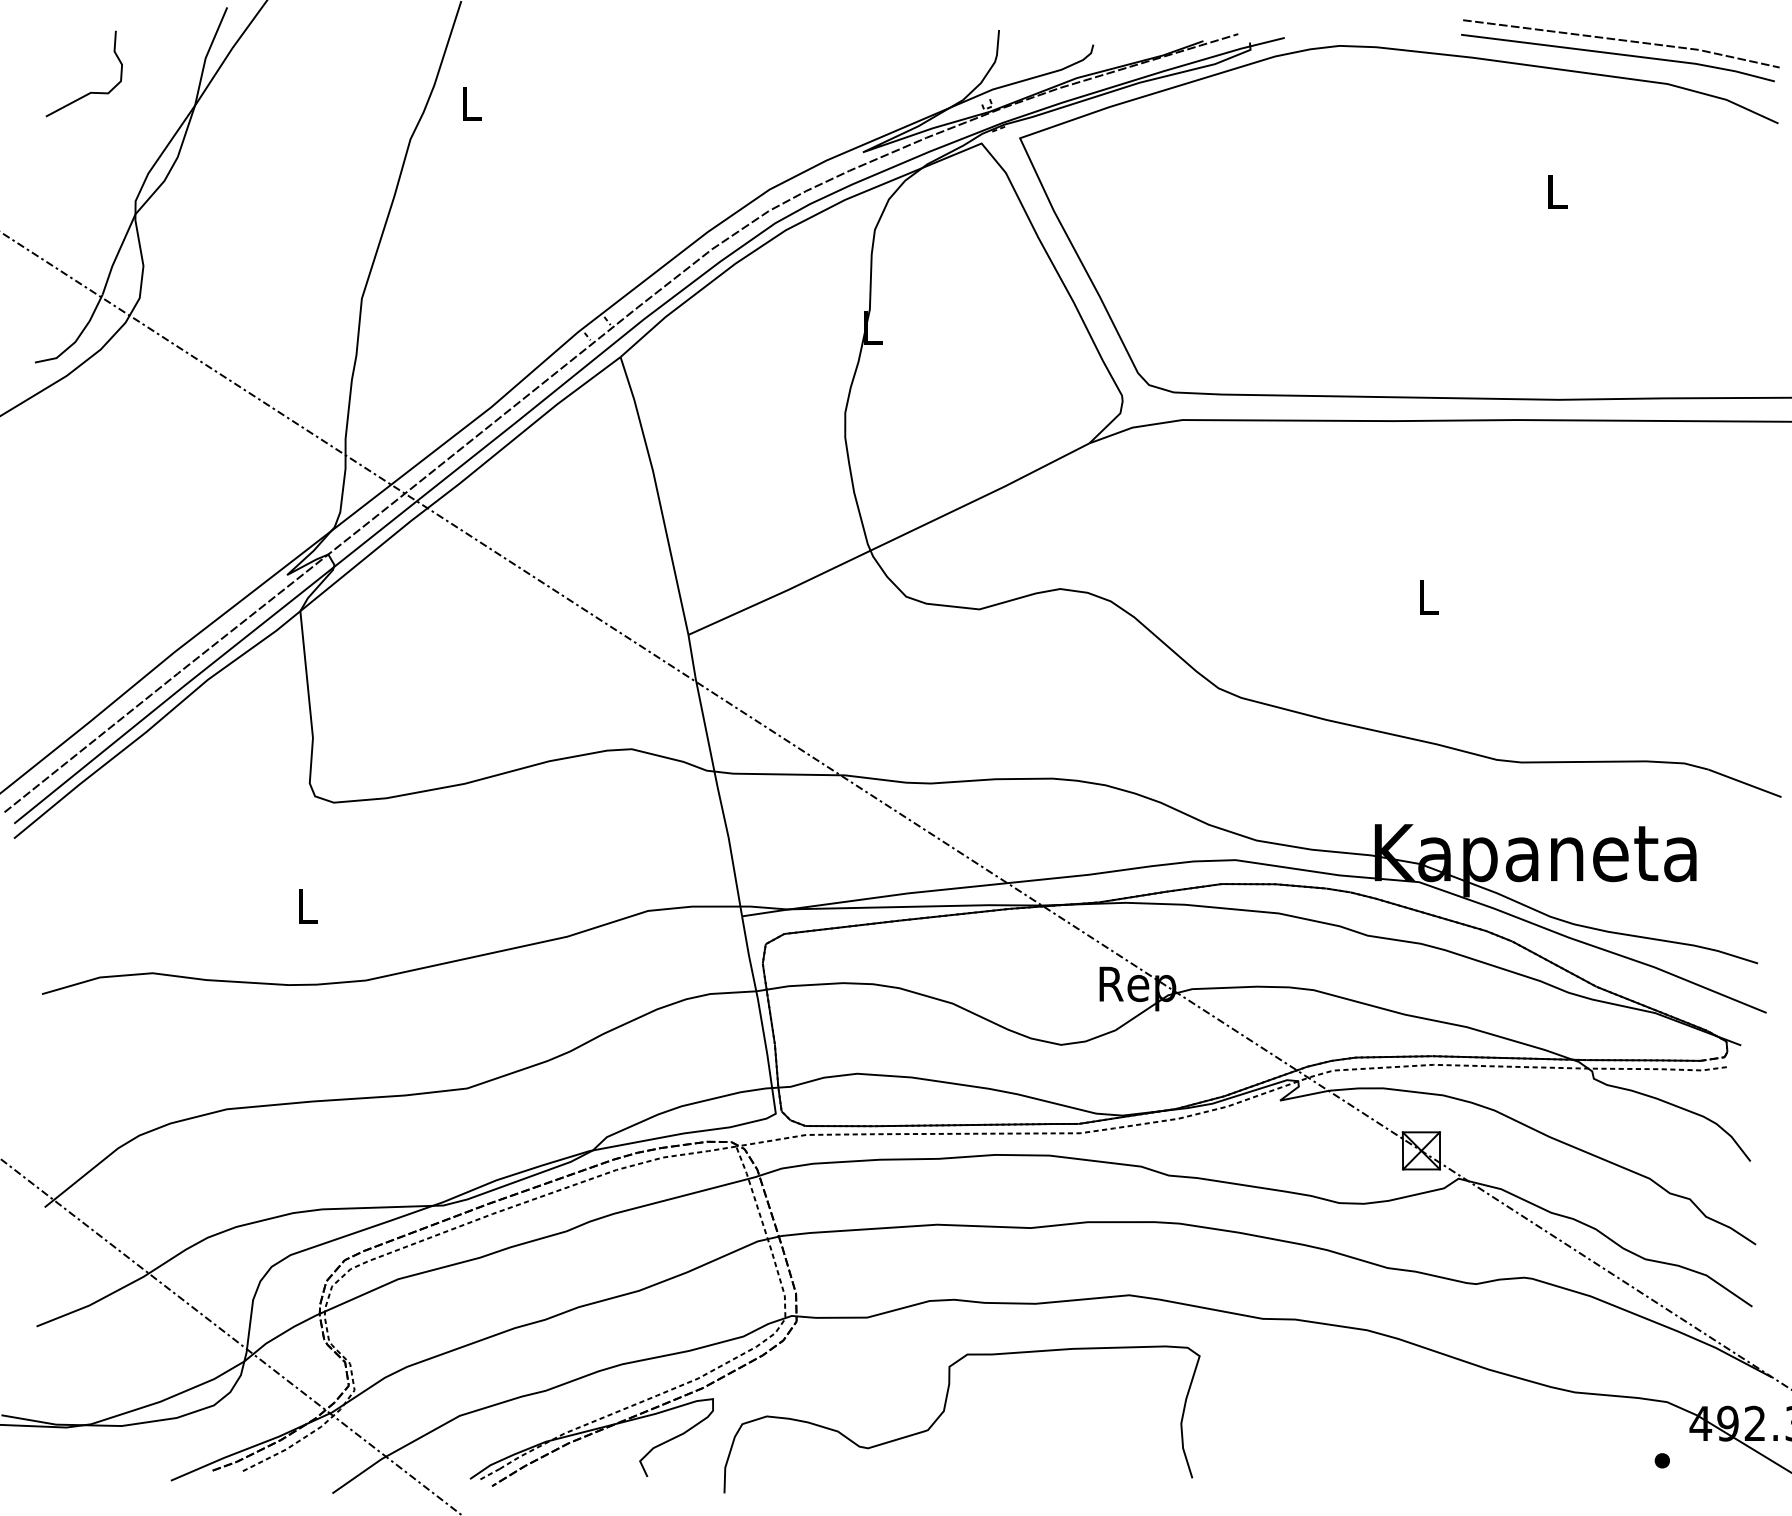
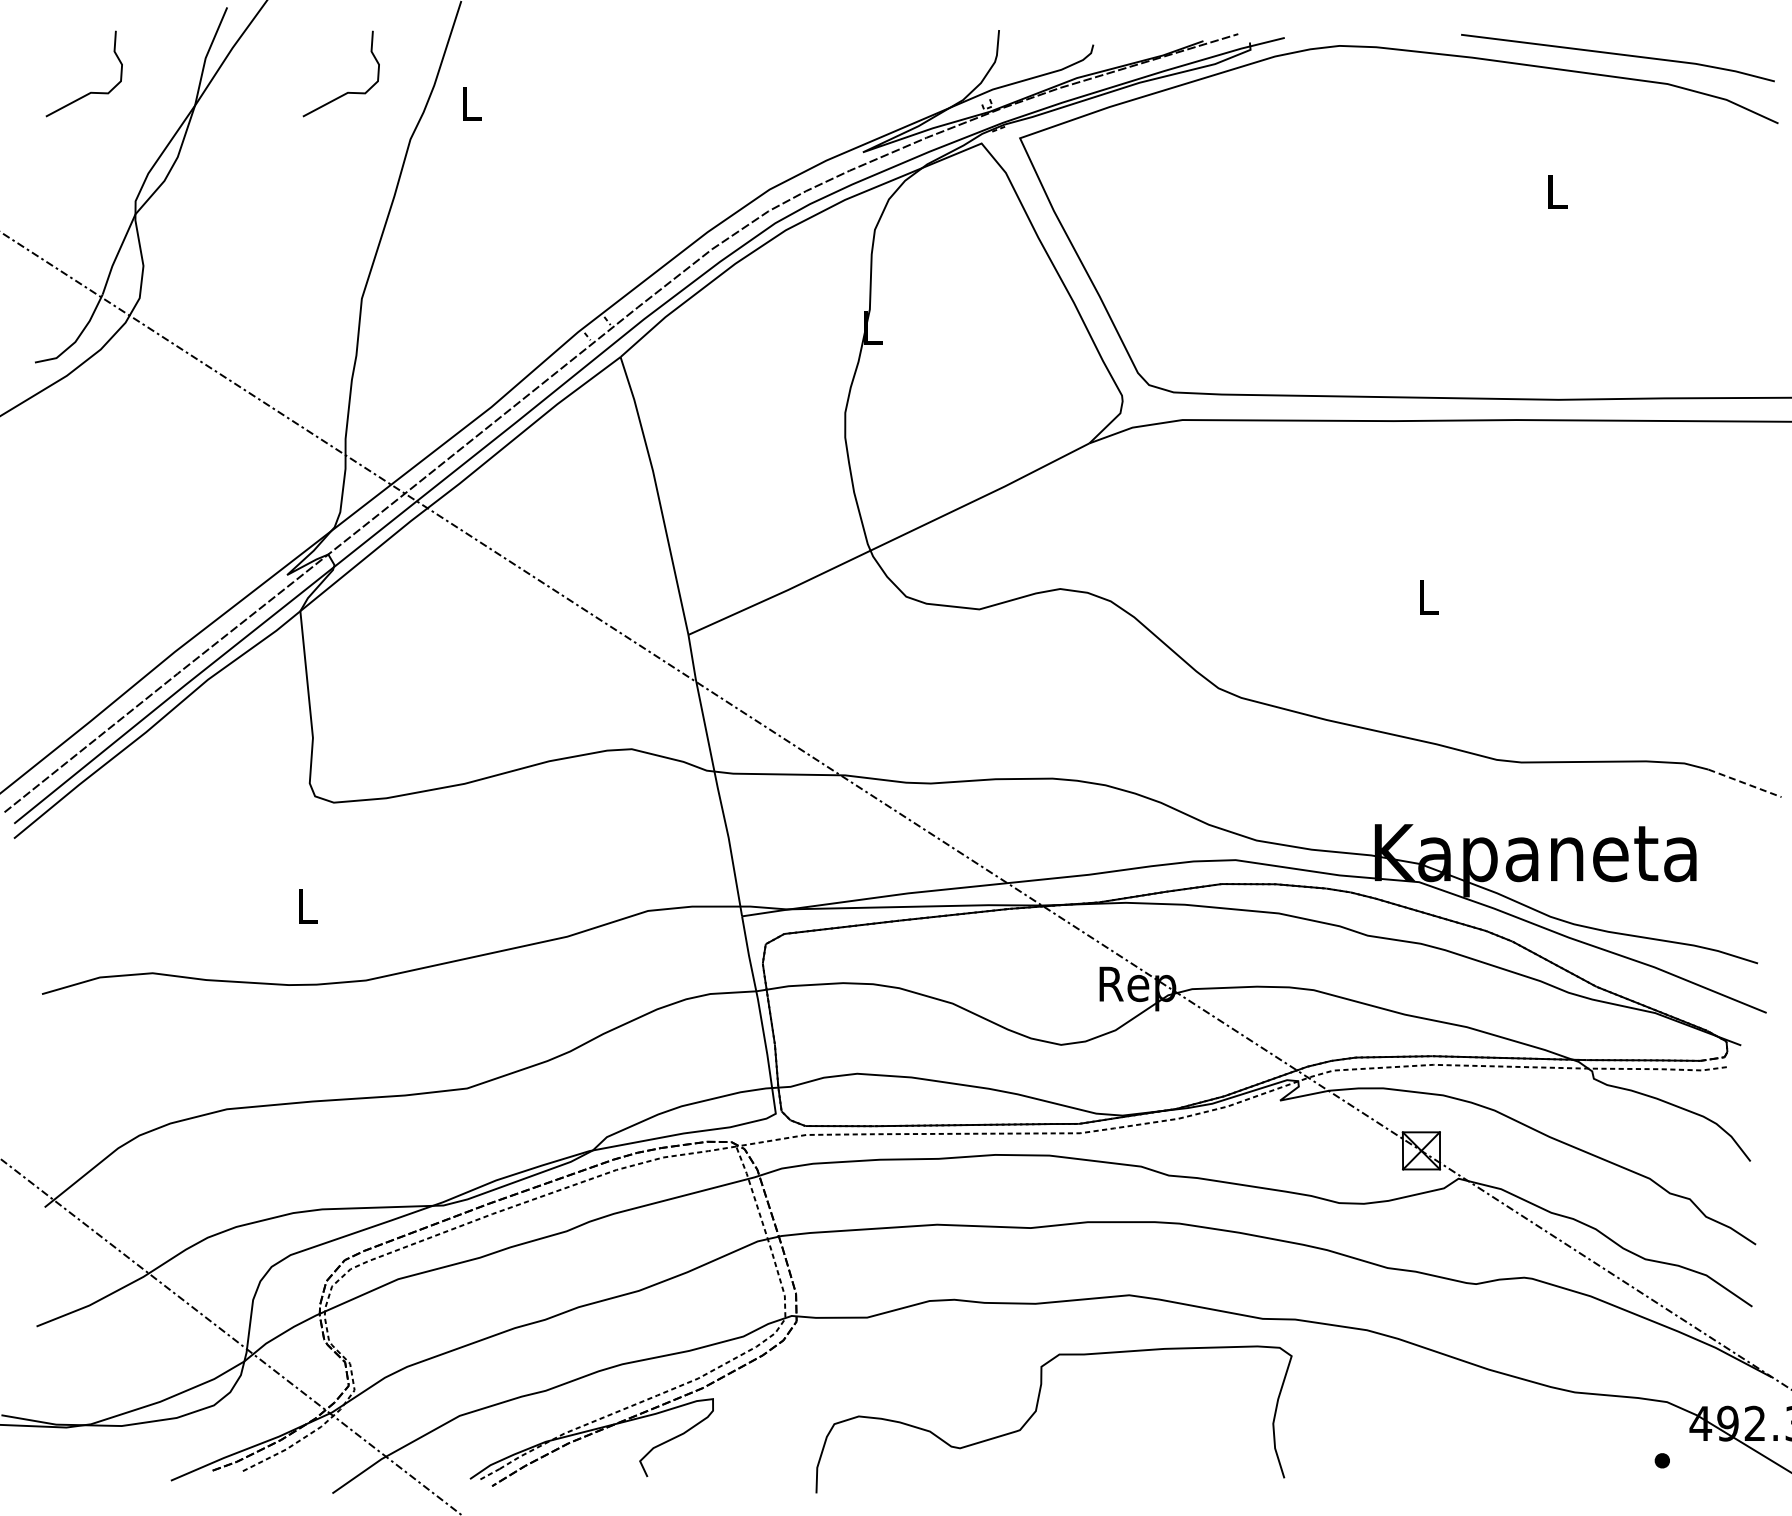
line: present -> none (1621, 41)
curve: none -> present (348, 91)
line: solid -> dashed (1745, 783)
curve position: (944, 1411) -> (1036, 1411) (1036, 1411)
